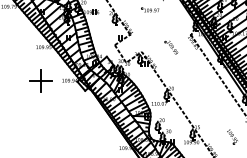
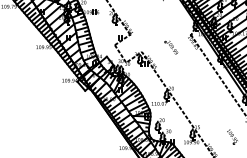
part: present -> none (150, 9)
part: present -> none (40, 80)
